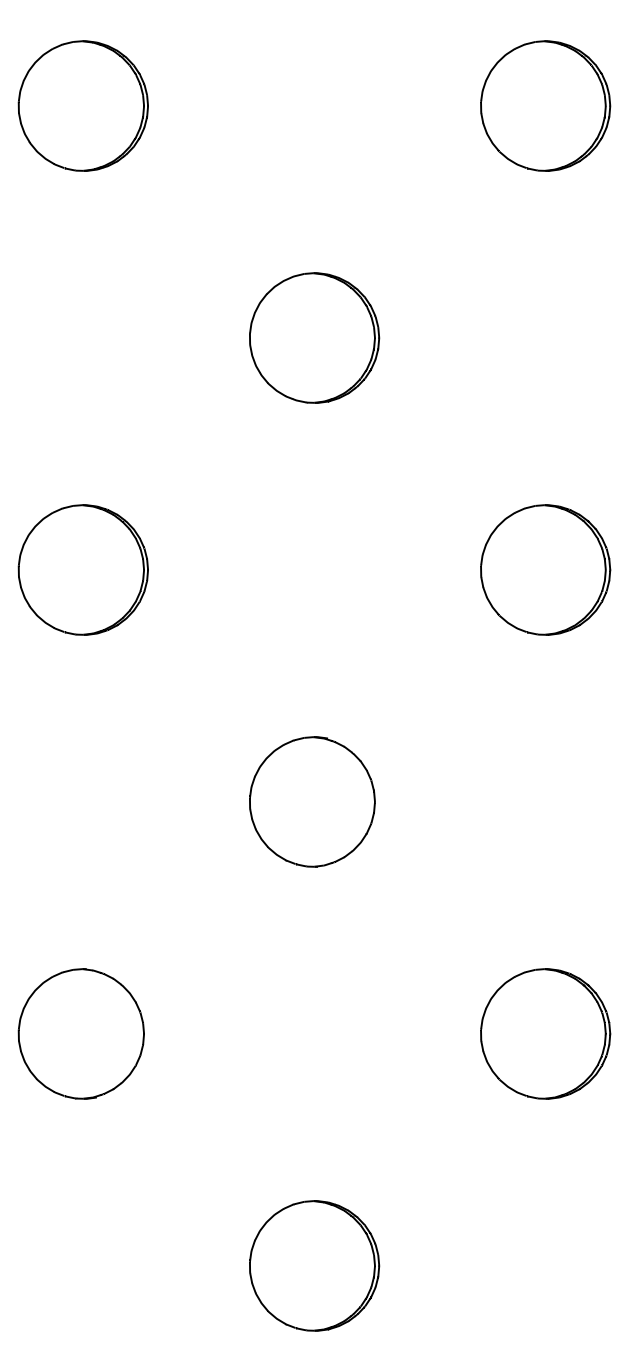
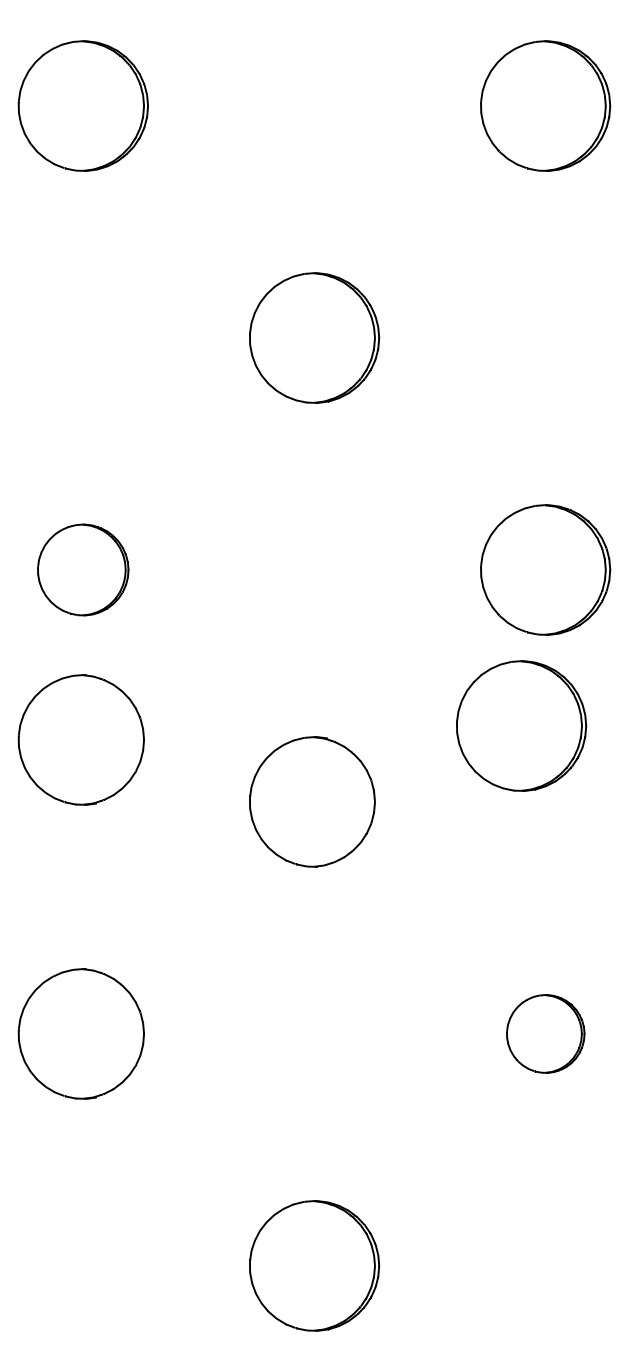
part size: 132x132 px -> 93x94 px (83, 569)
part: none -> present (521, 725)
part: none -> present (80, 739)
part size: 132x132 px -> 80x80 px (545, 1033)
